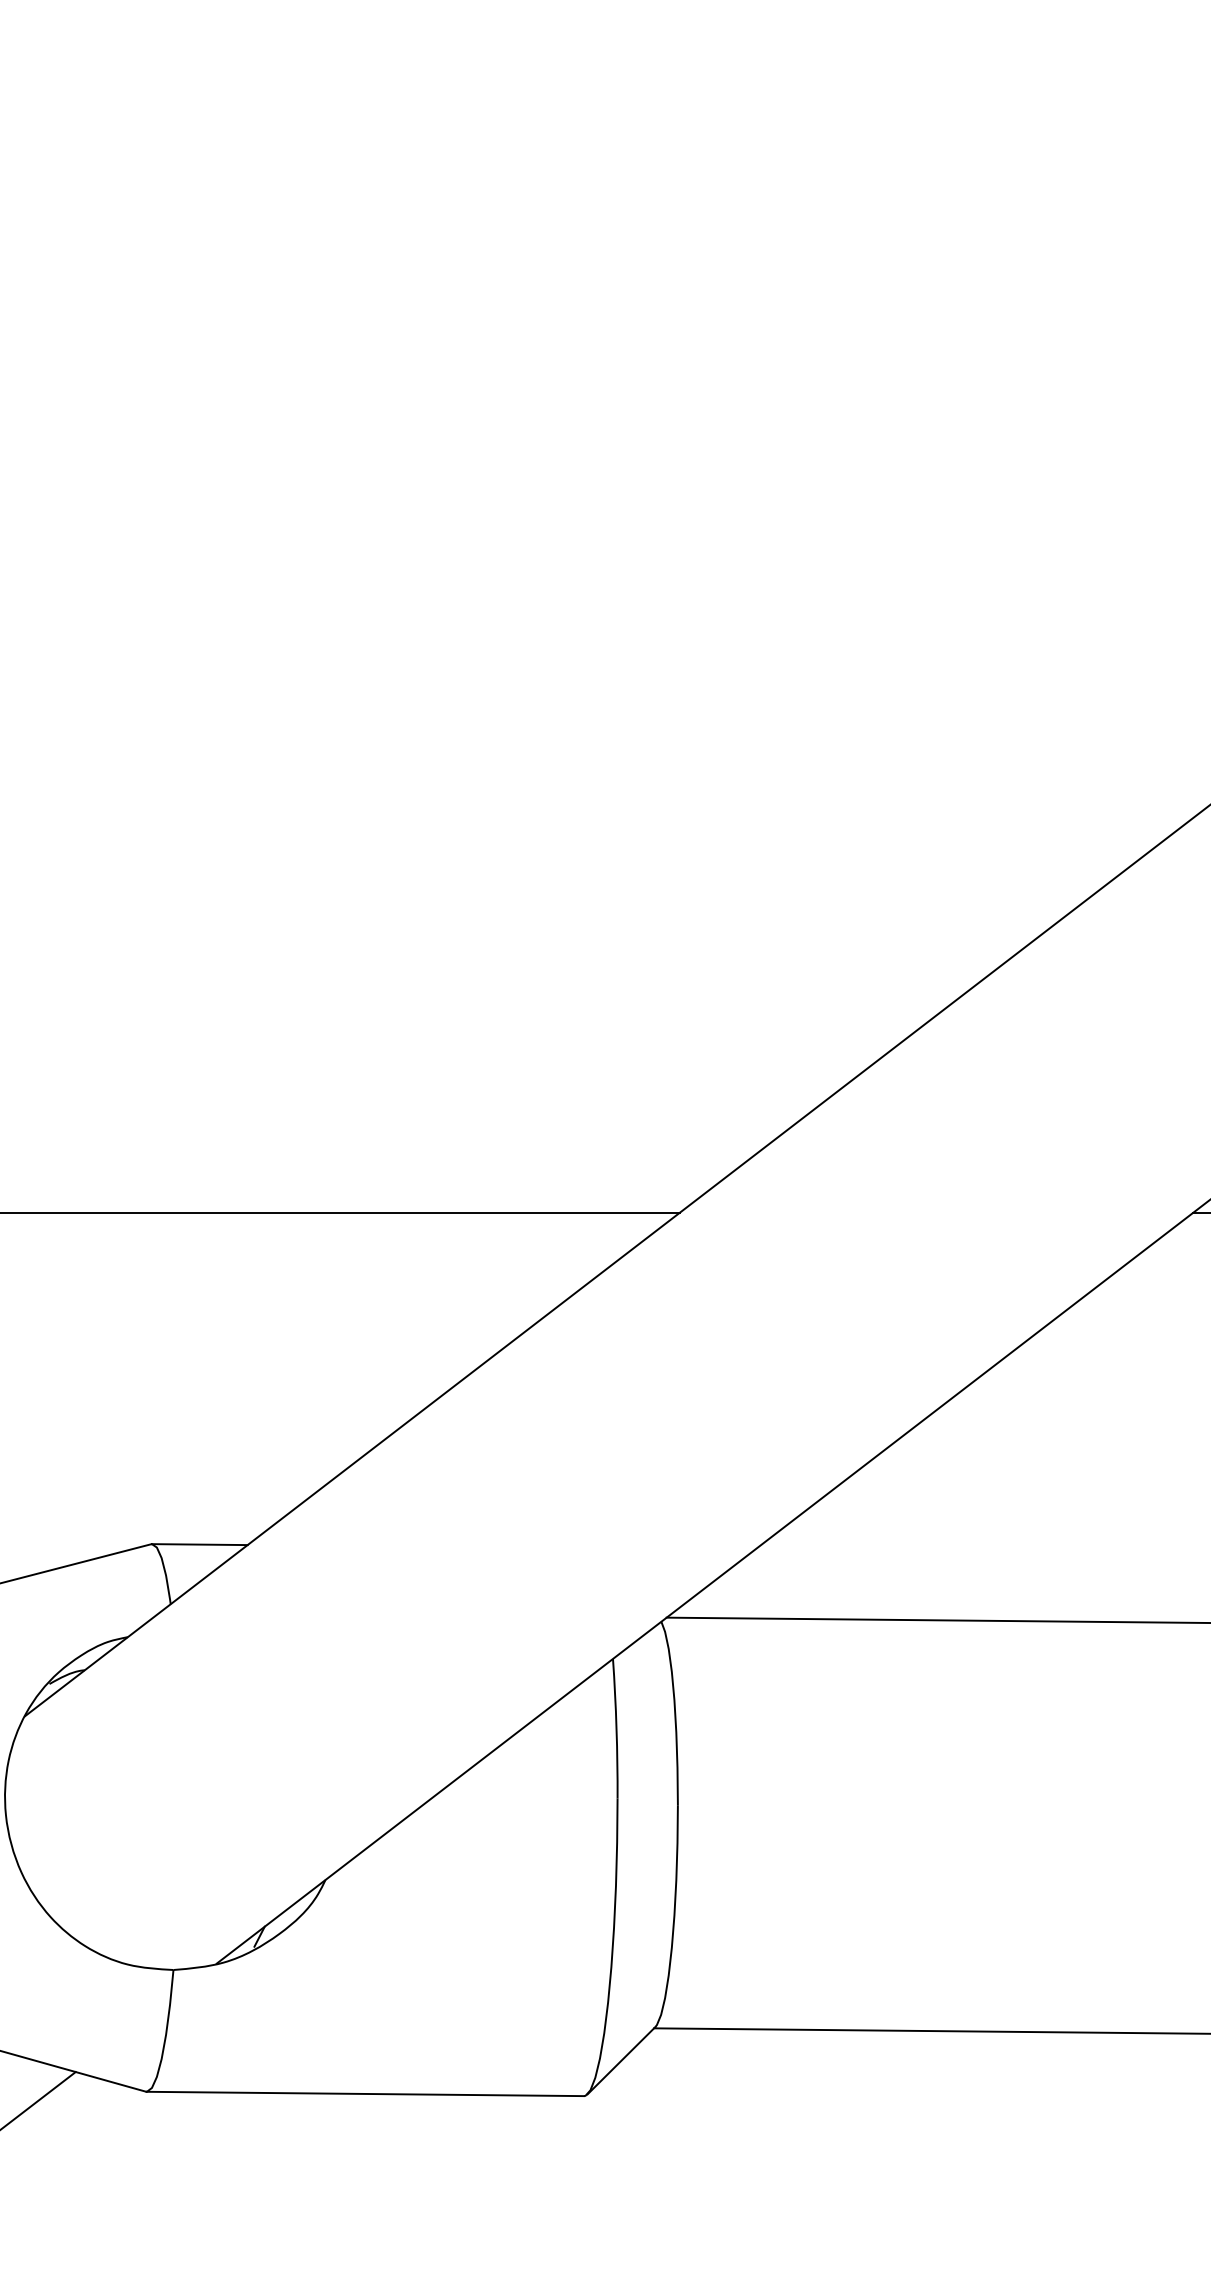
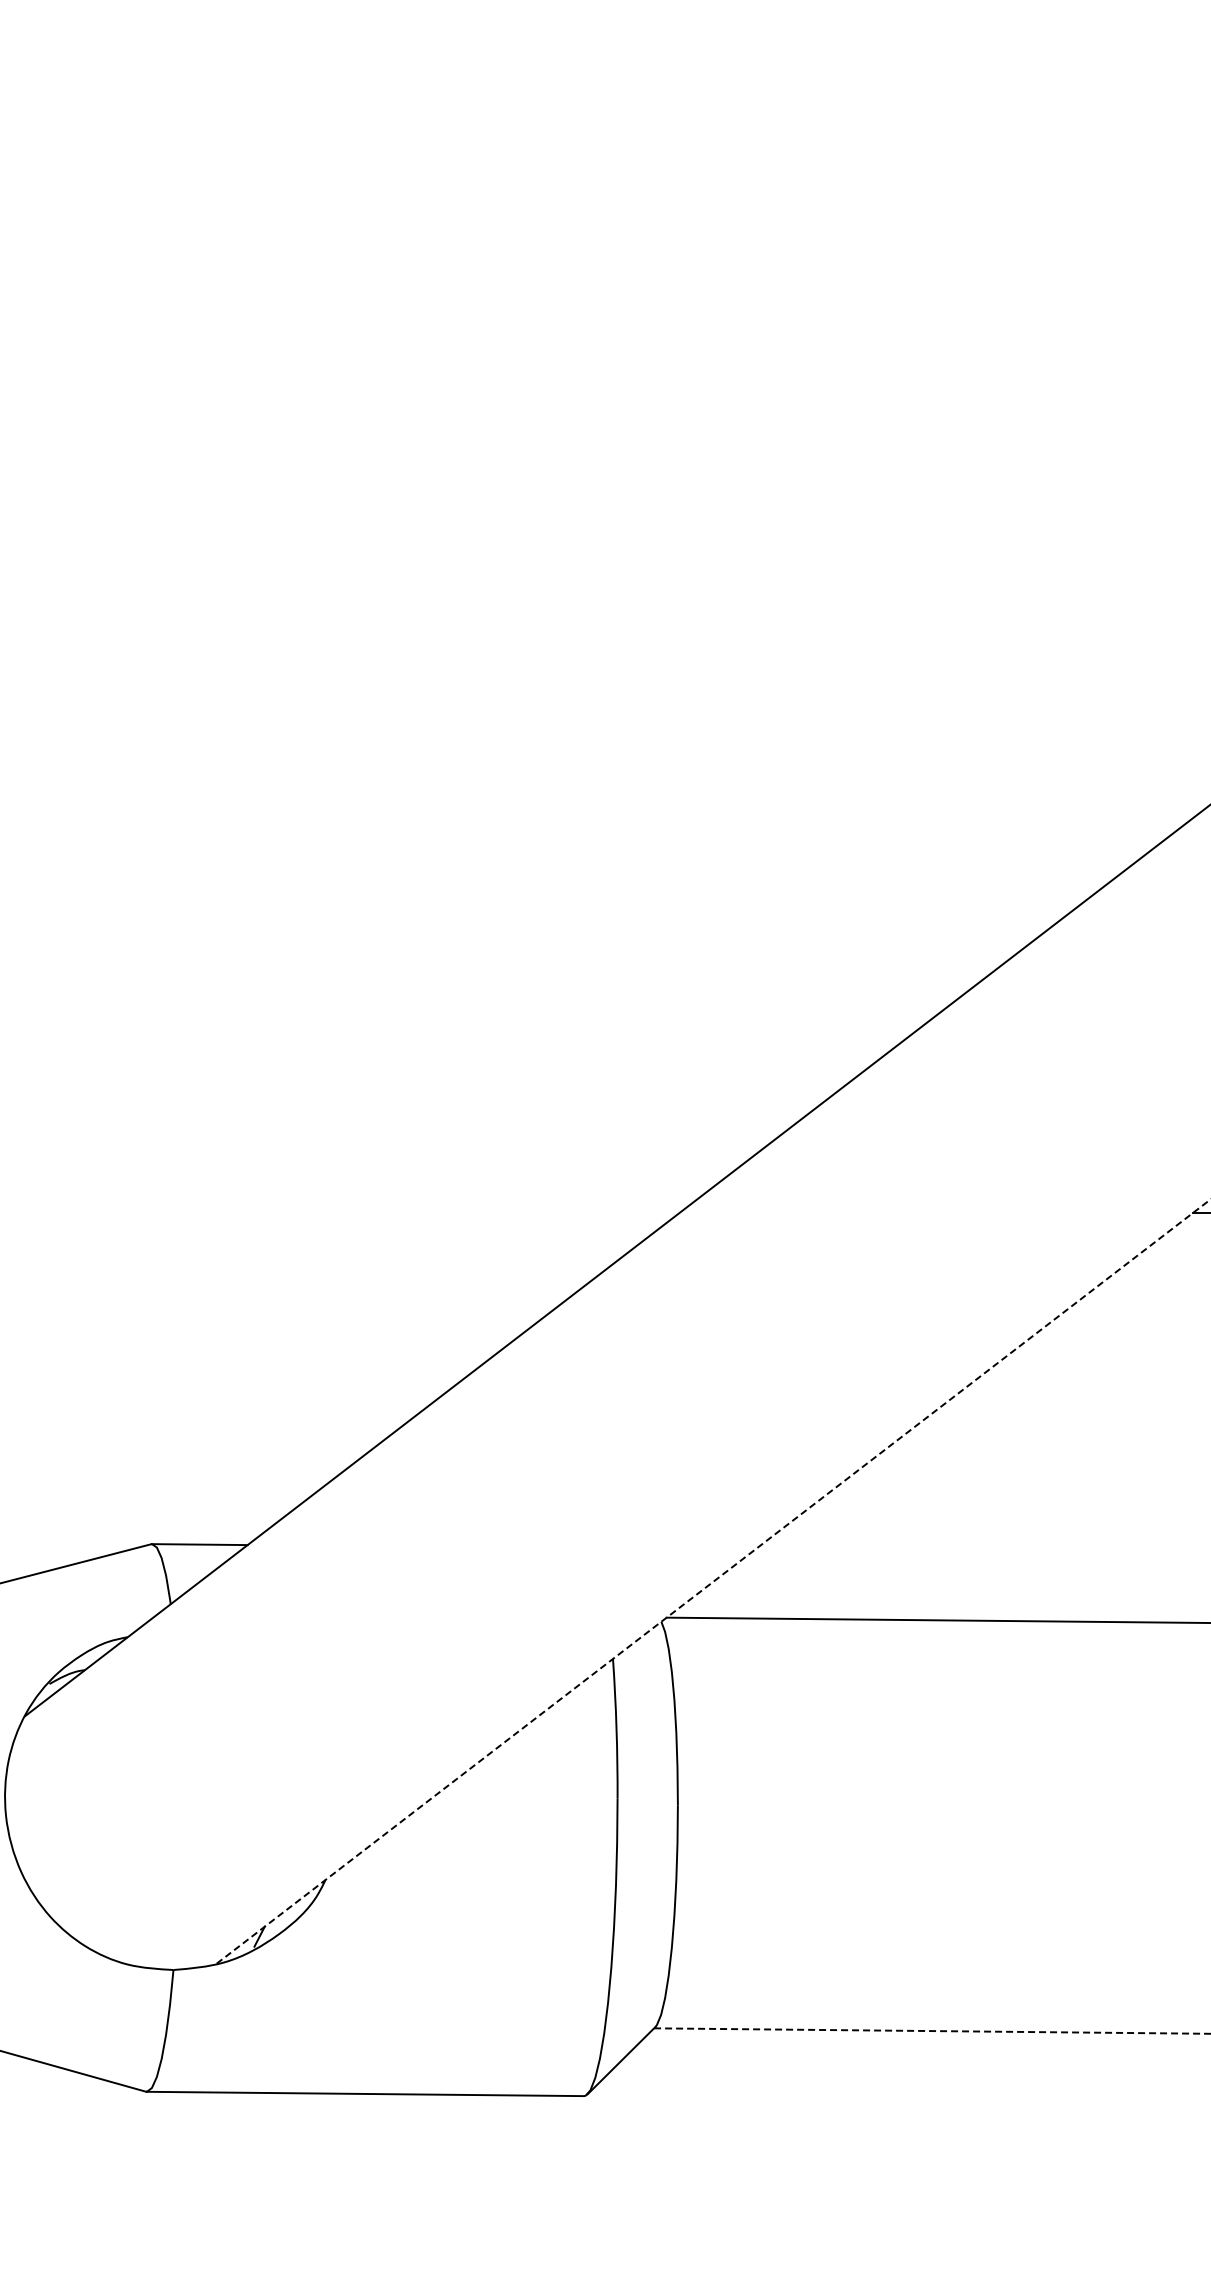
line: present -> none (340, 1212)
line: solid -> dashed (713, 1581)
line: solid -> dashed (932, 2031)
line: present -> none (38, 2100)
